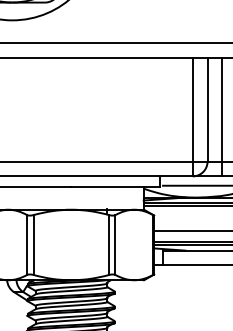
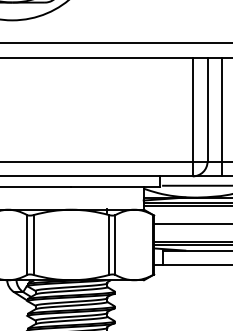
line position: (191, 231) -> (191, 224) (191, 224)
